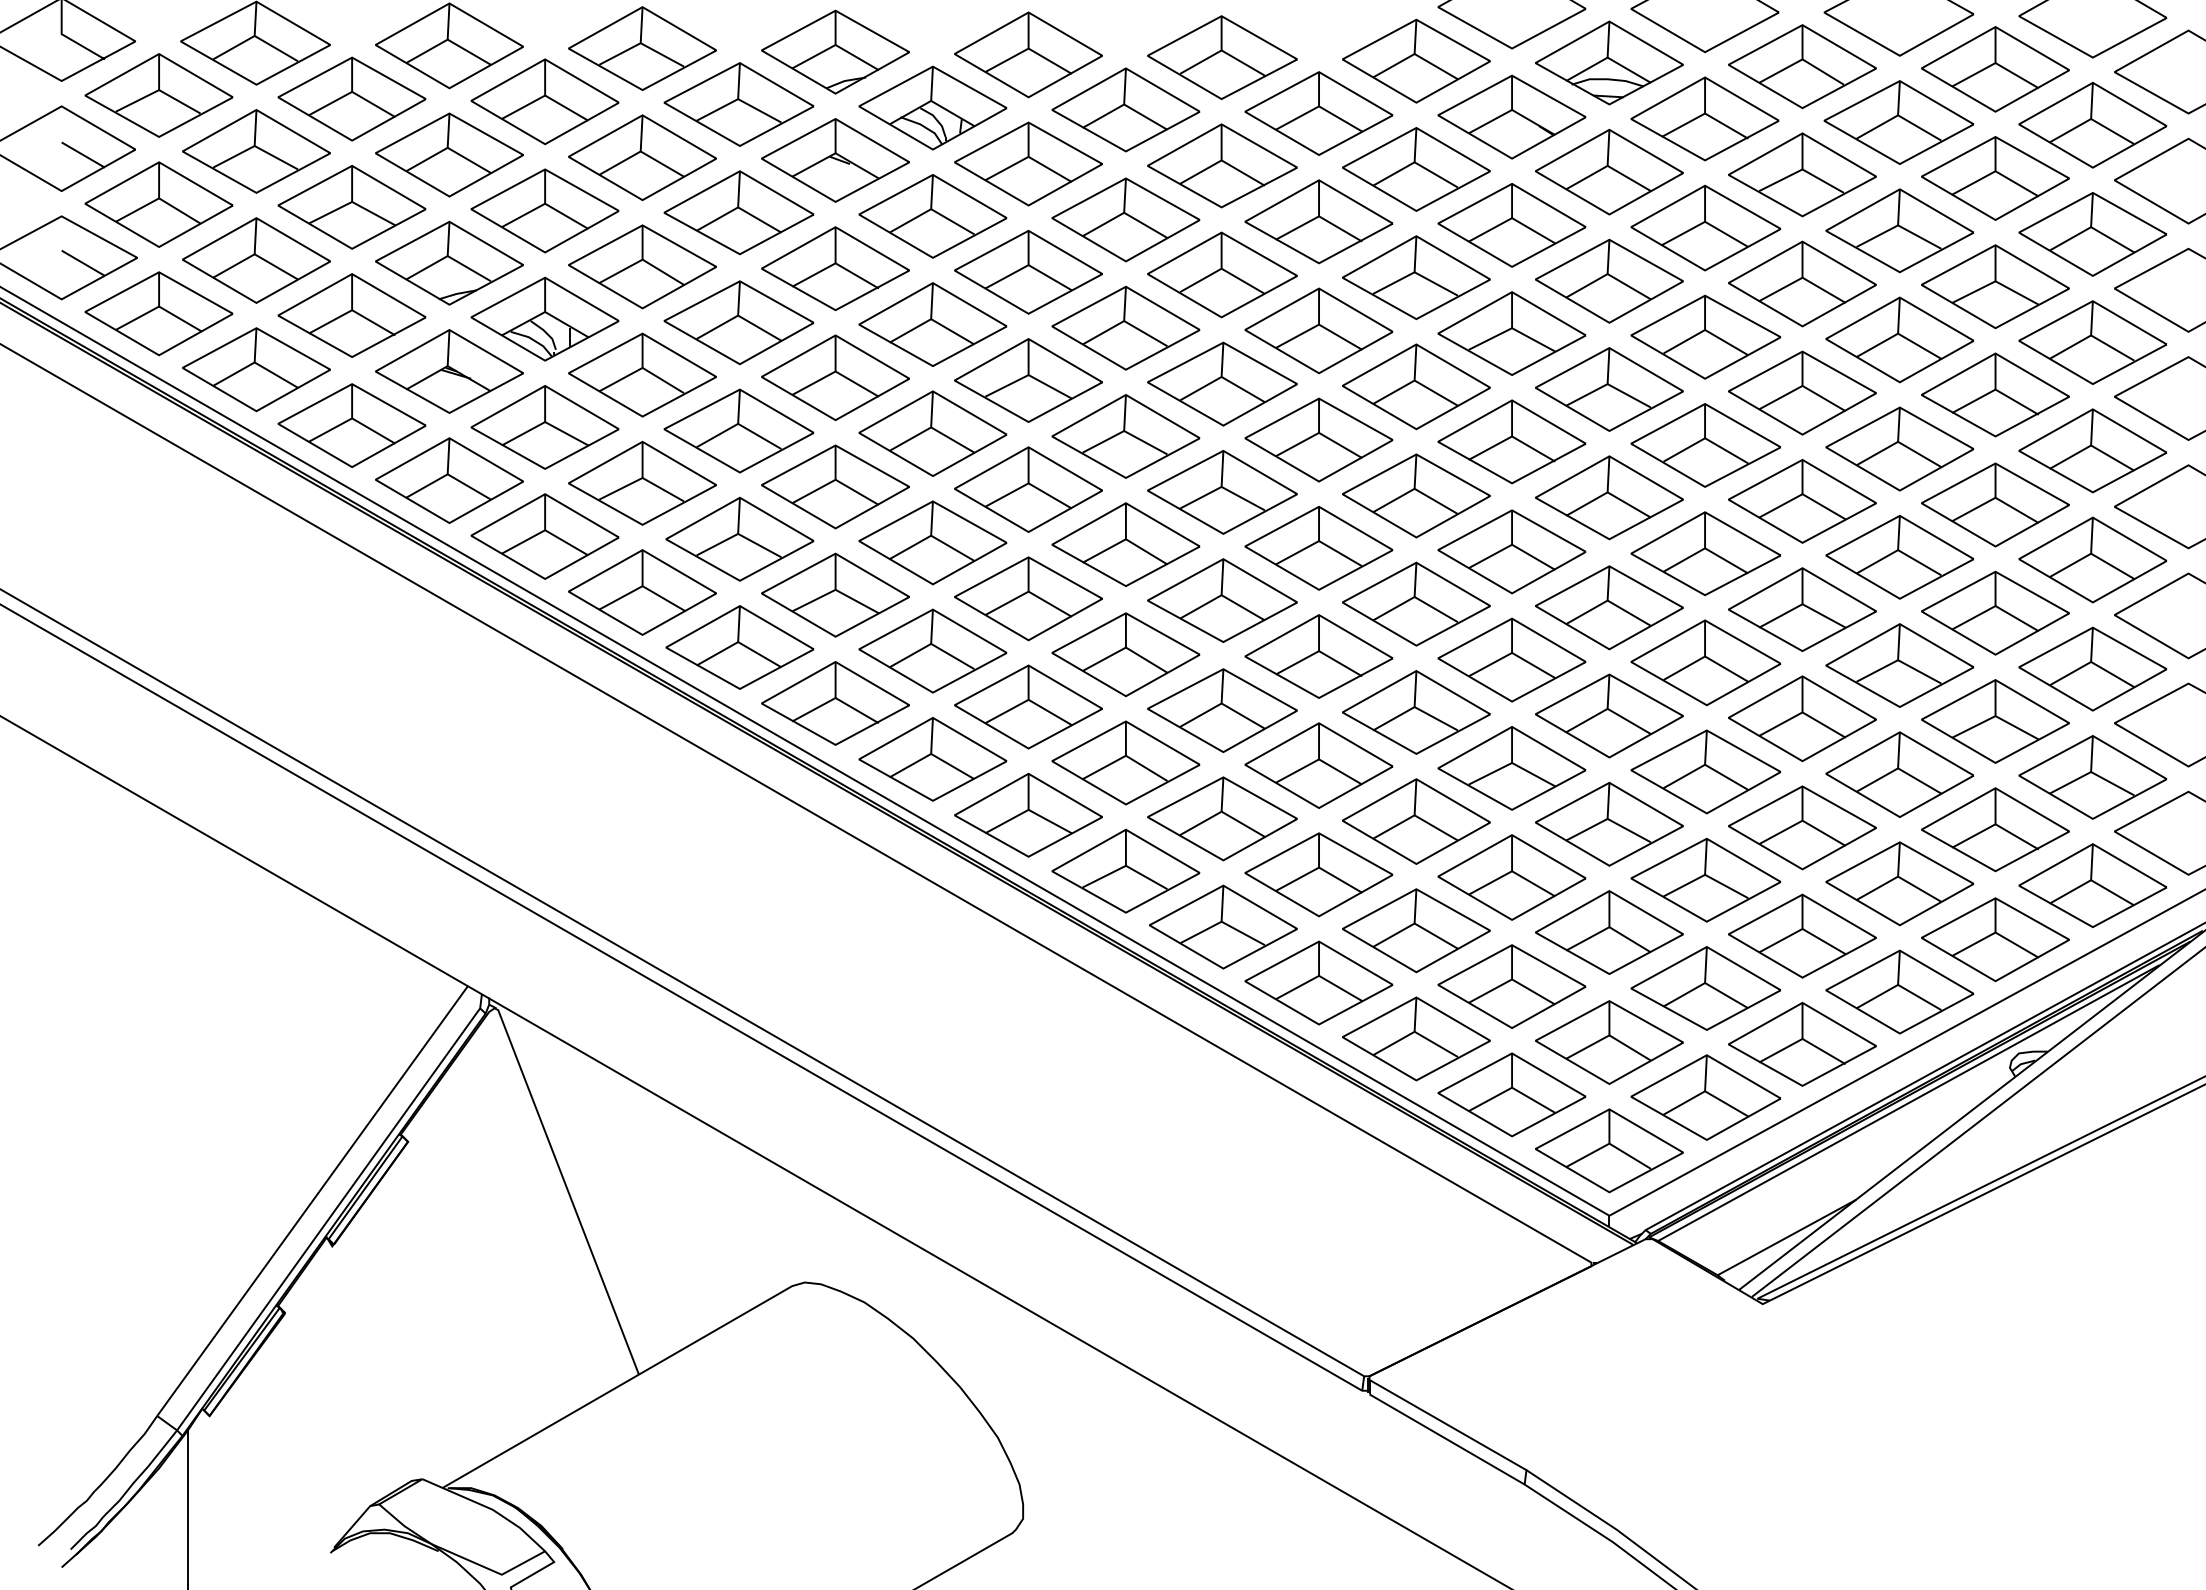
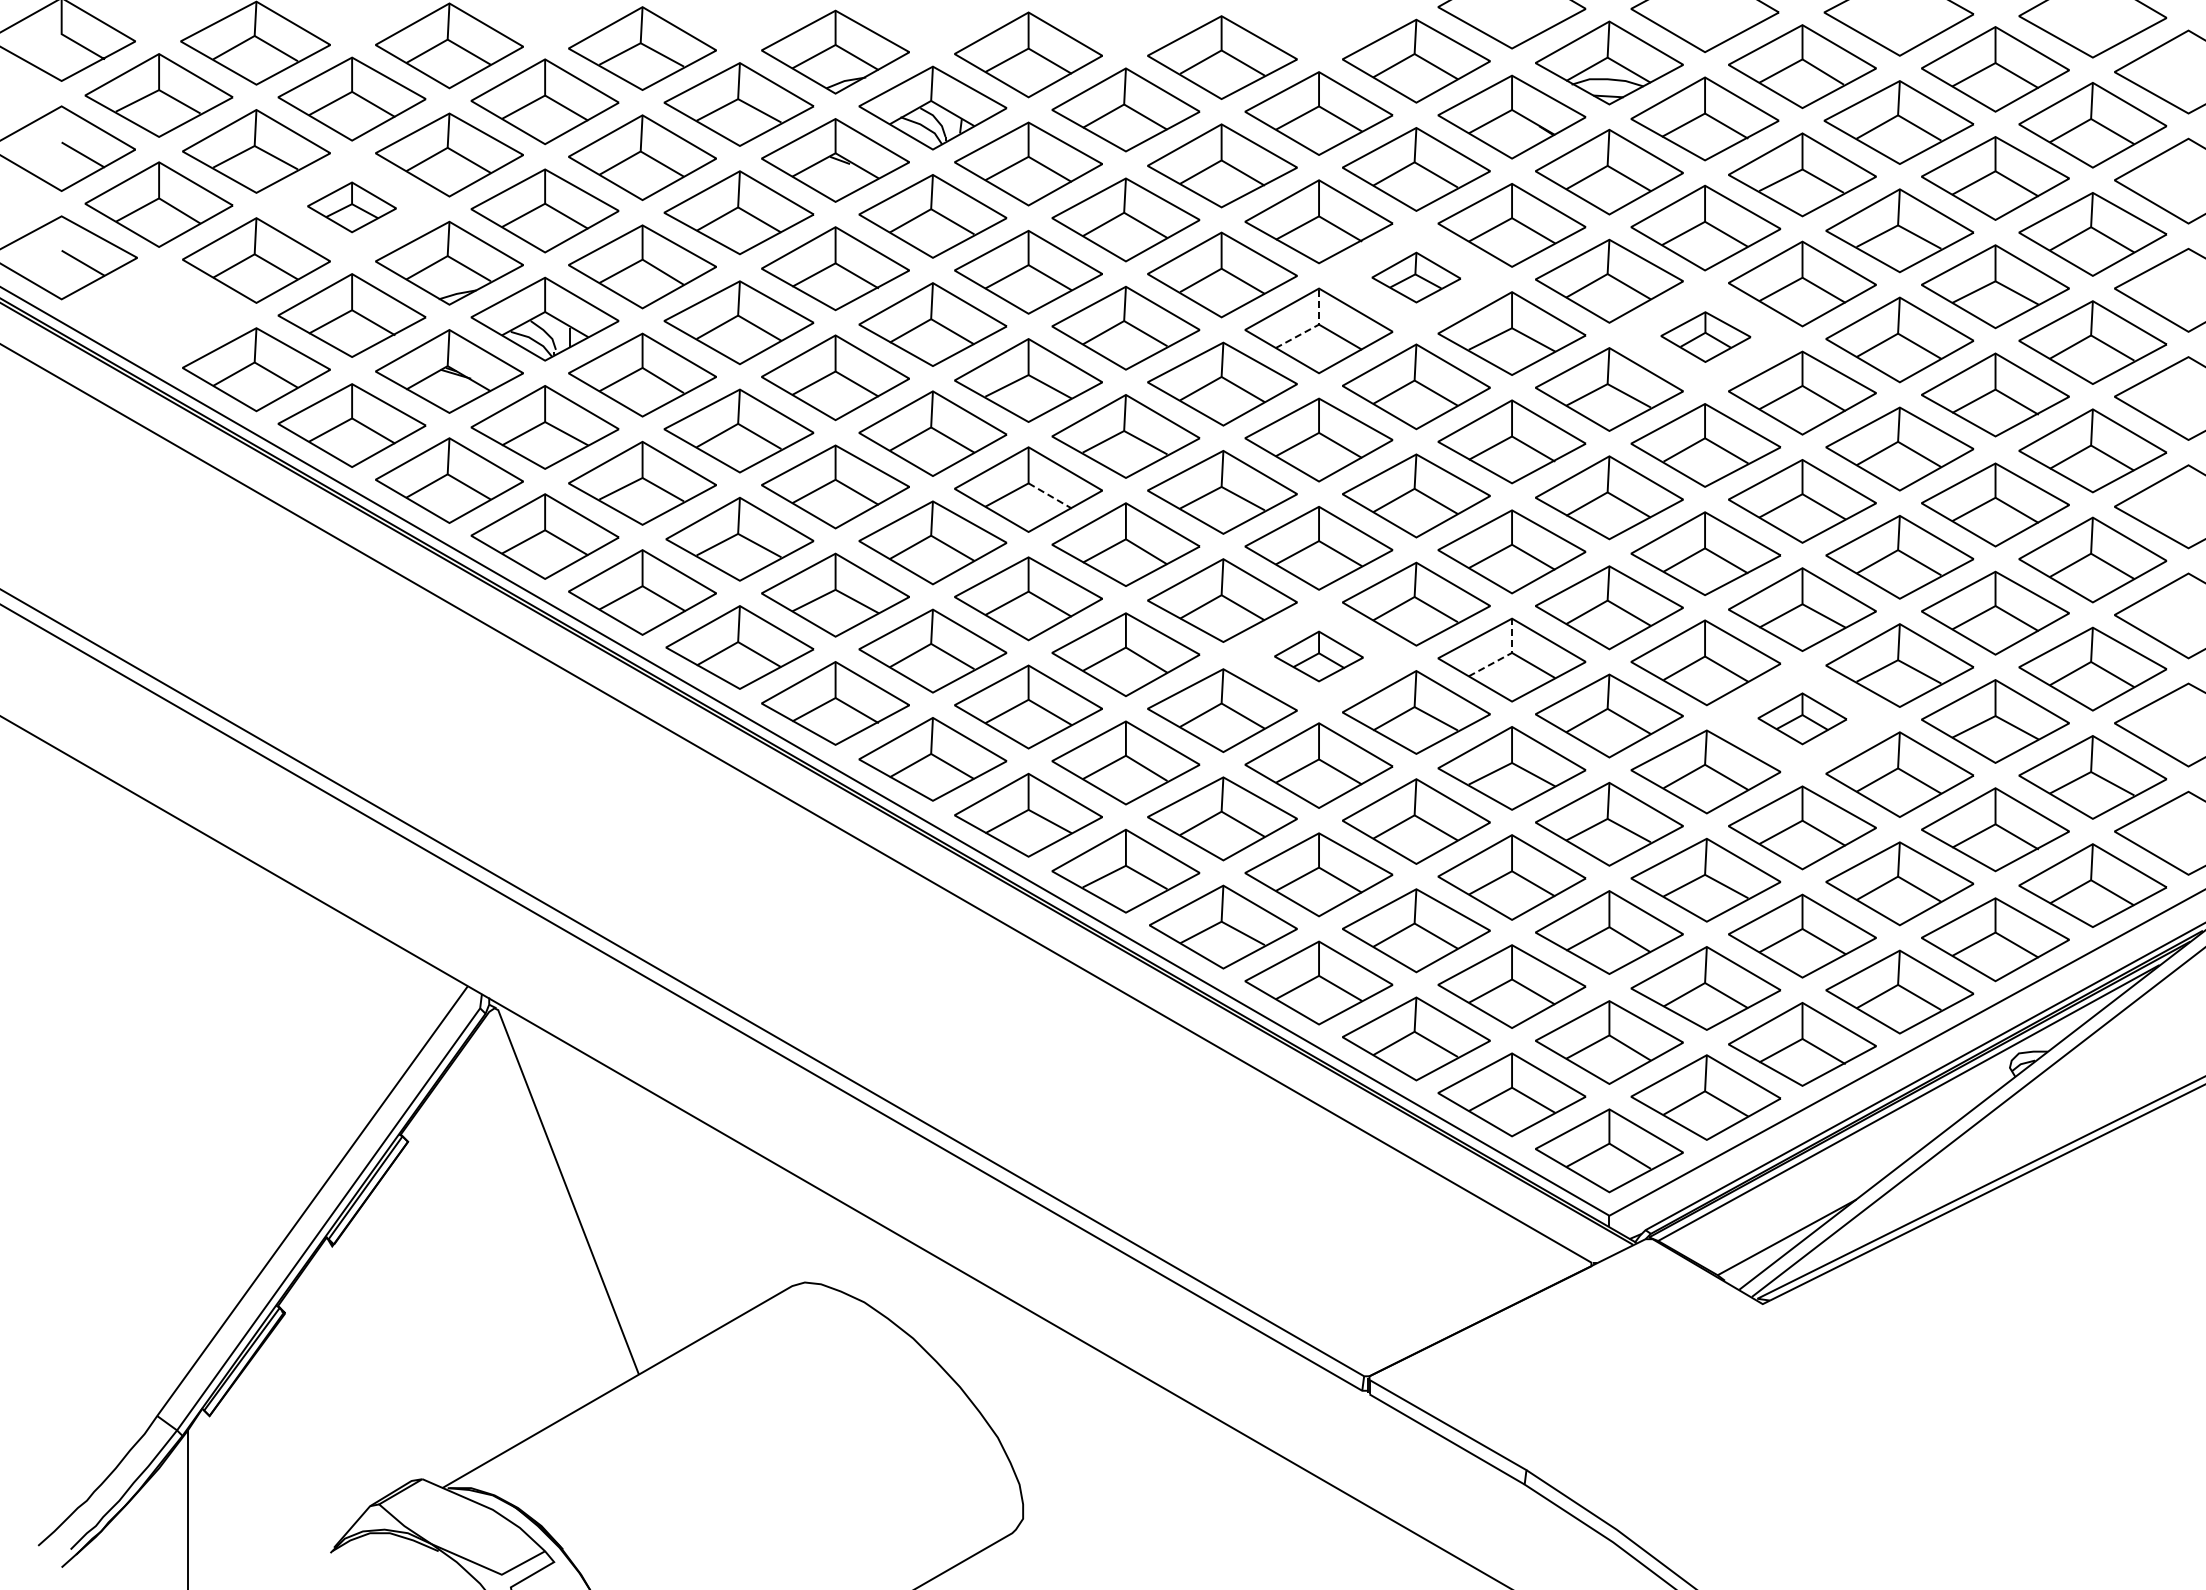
part size: 150x85 px -> 90x53 px (351, 207)
part size: 149x85 px -> 90x53 px (1415, 277)
part: present -> none (158, 313)
line: solid -> dashed (1313, 327)
part size: 152x86 px -> 92x52 px (1705, 336)
line: solid -> dashed (1050, 496)
part size: 150x85 px -> 90x53 px (1318, 656)
line: solid -> dashed (1505, 656)
part size: 149x88 px -> 91x54 px (1802, 718)
